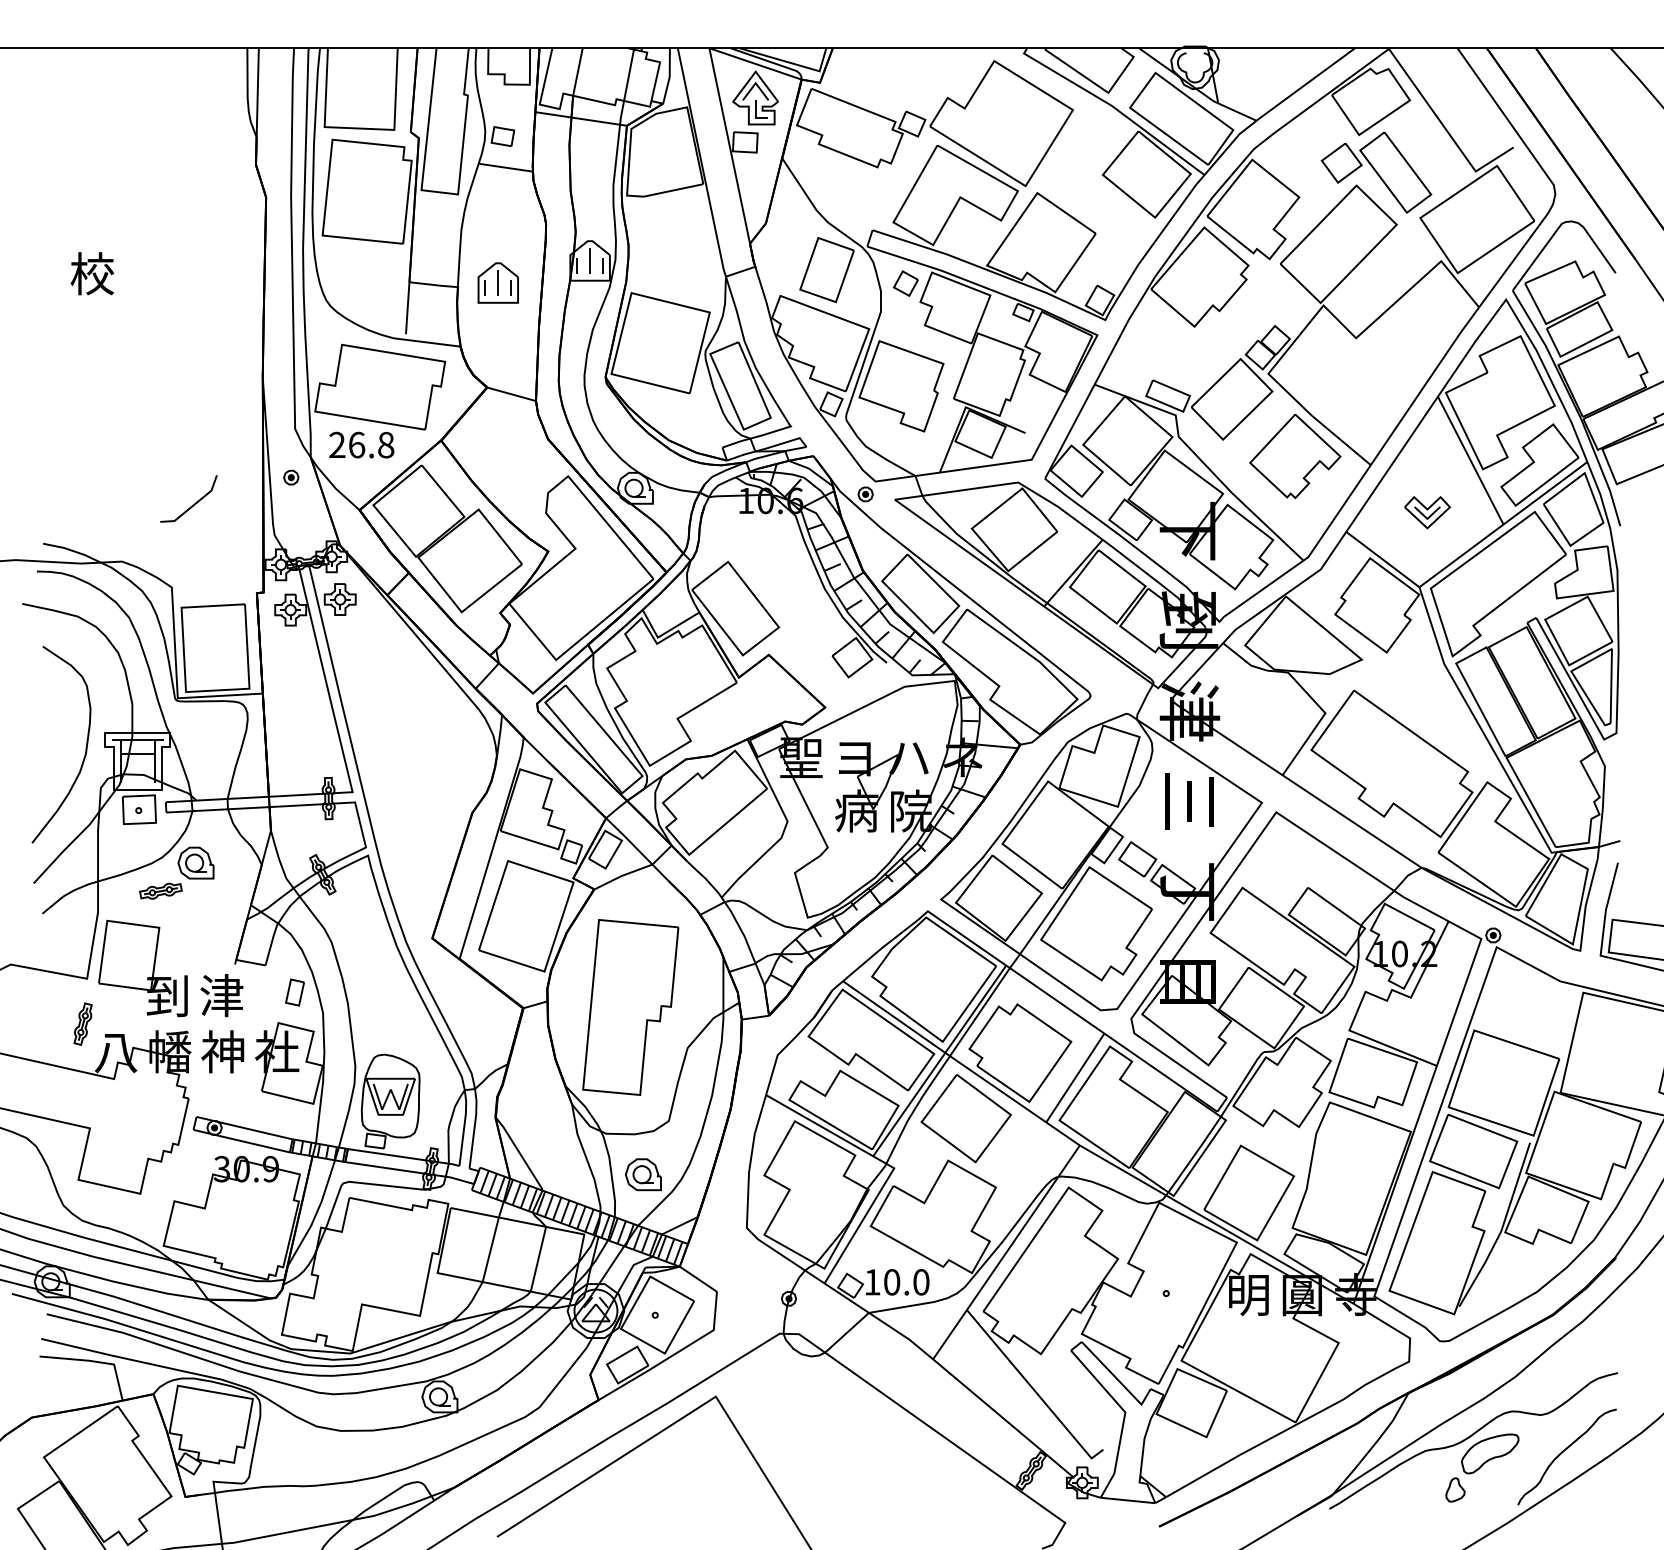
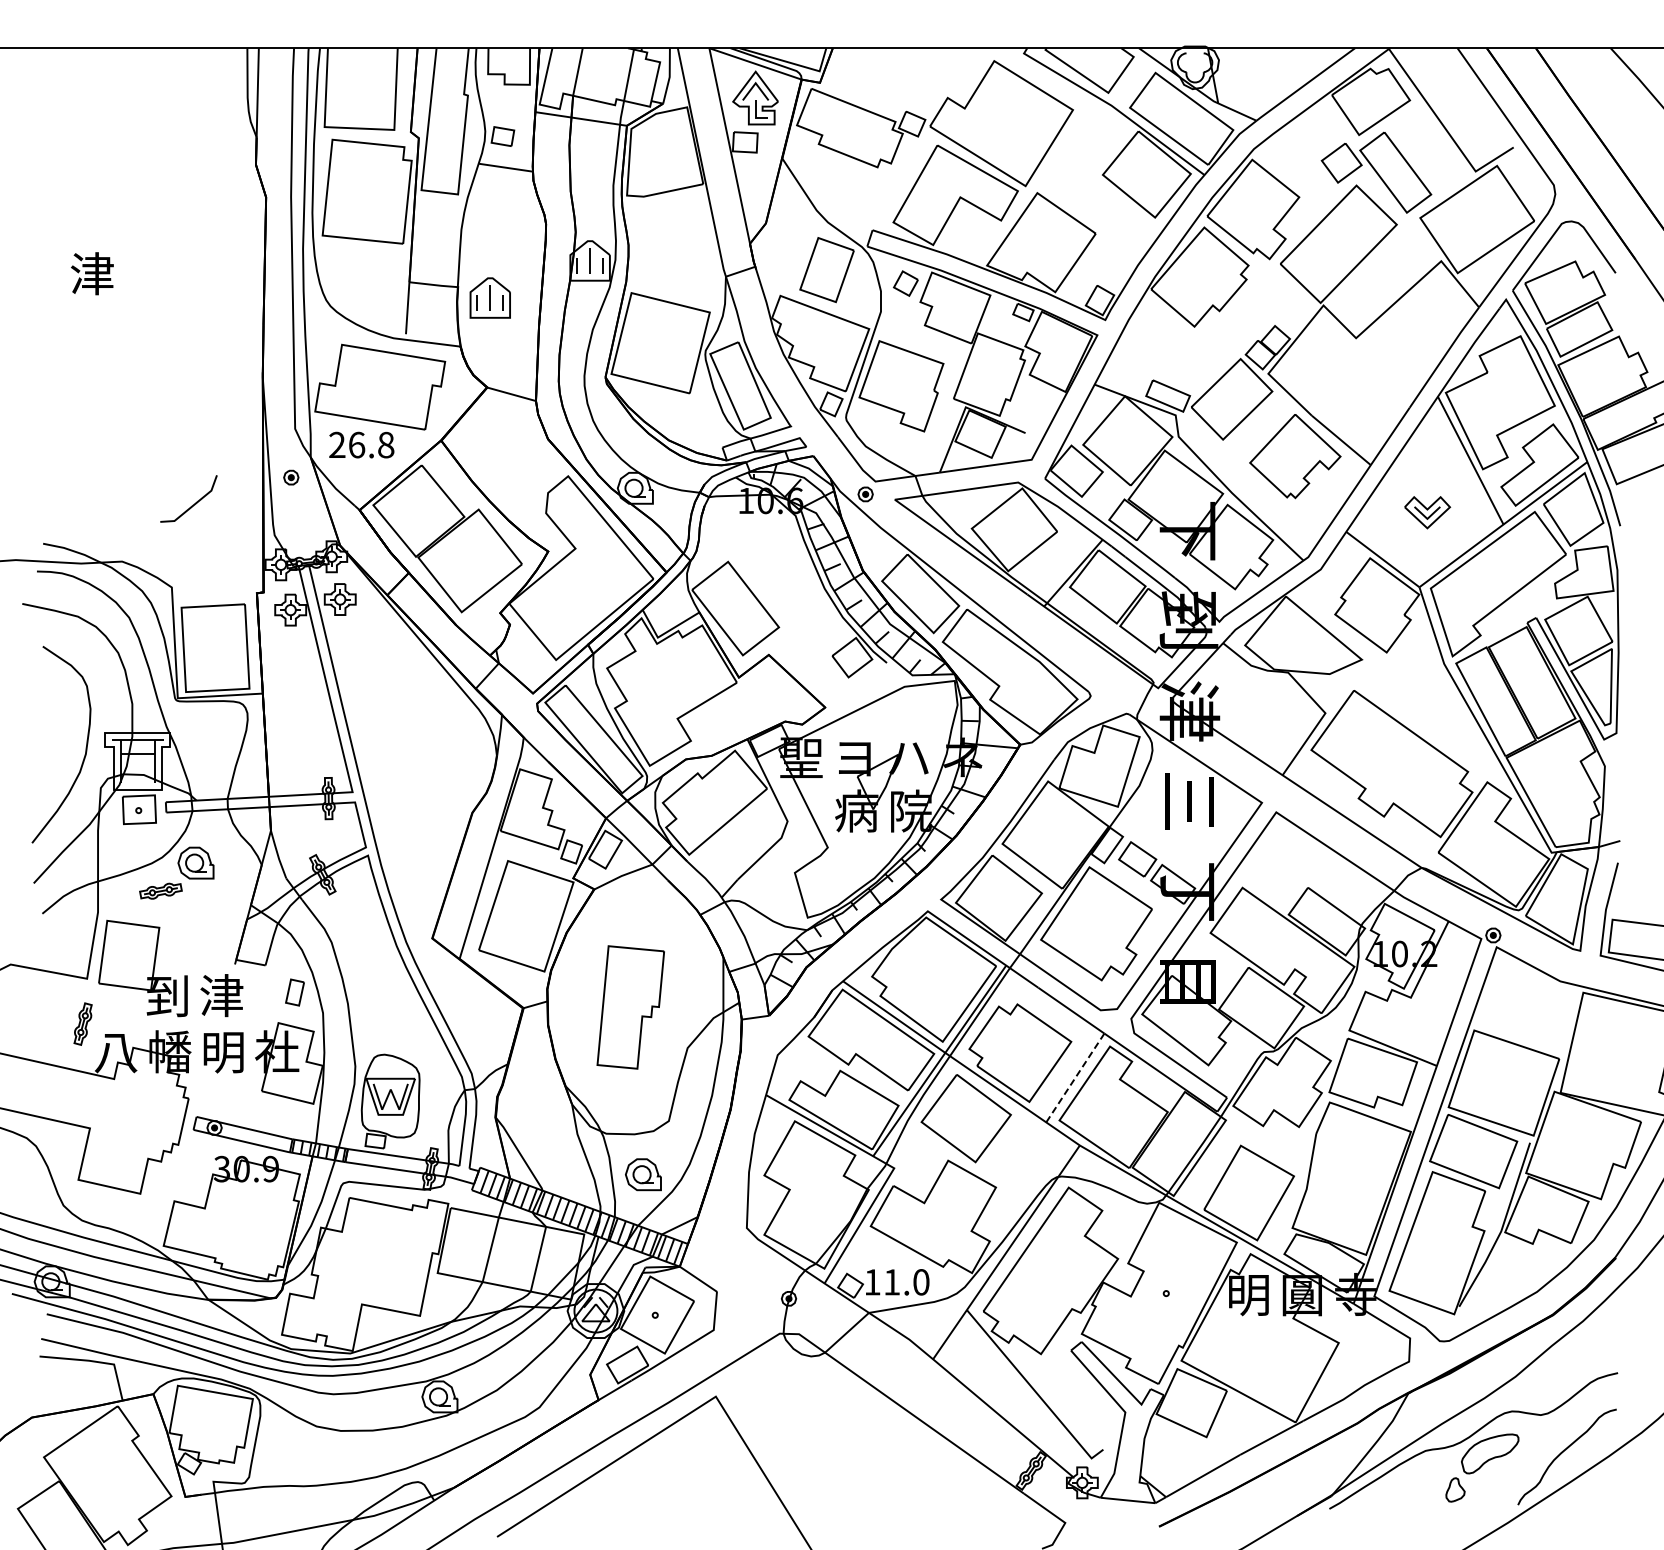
text: 校 -> 津 (92, 273)
part position: (497, 282) -> (489, 297) (489, 297)
part size: 98x177 px -> 69x125 px (630, 1007)
text: 神 -> 明 (222, 1051)
line: solid -> dashed (1075, 1078)
text: 10.0 -> 11.0 (892, 1282)
